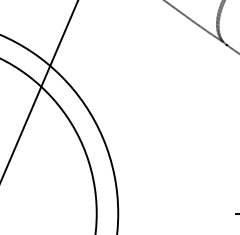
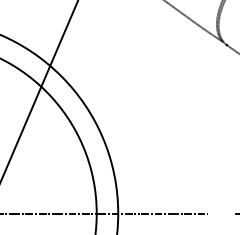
line: none -> present (105, 213)
